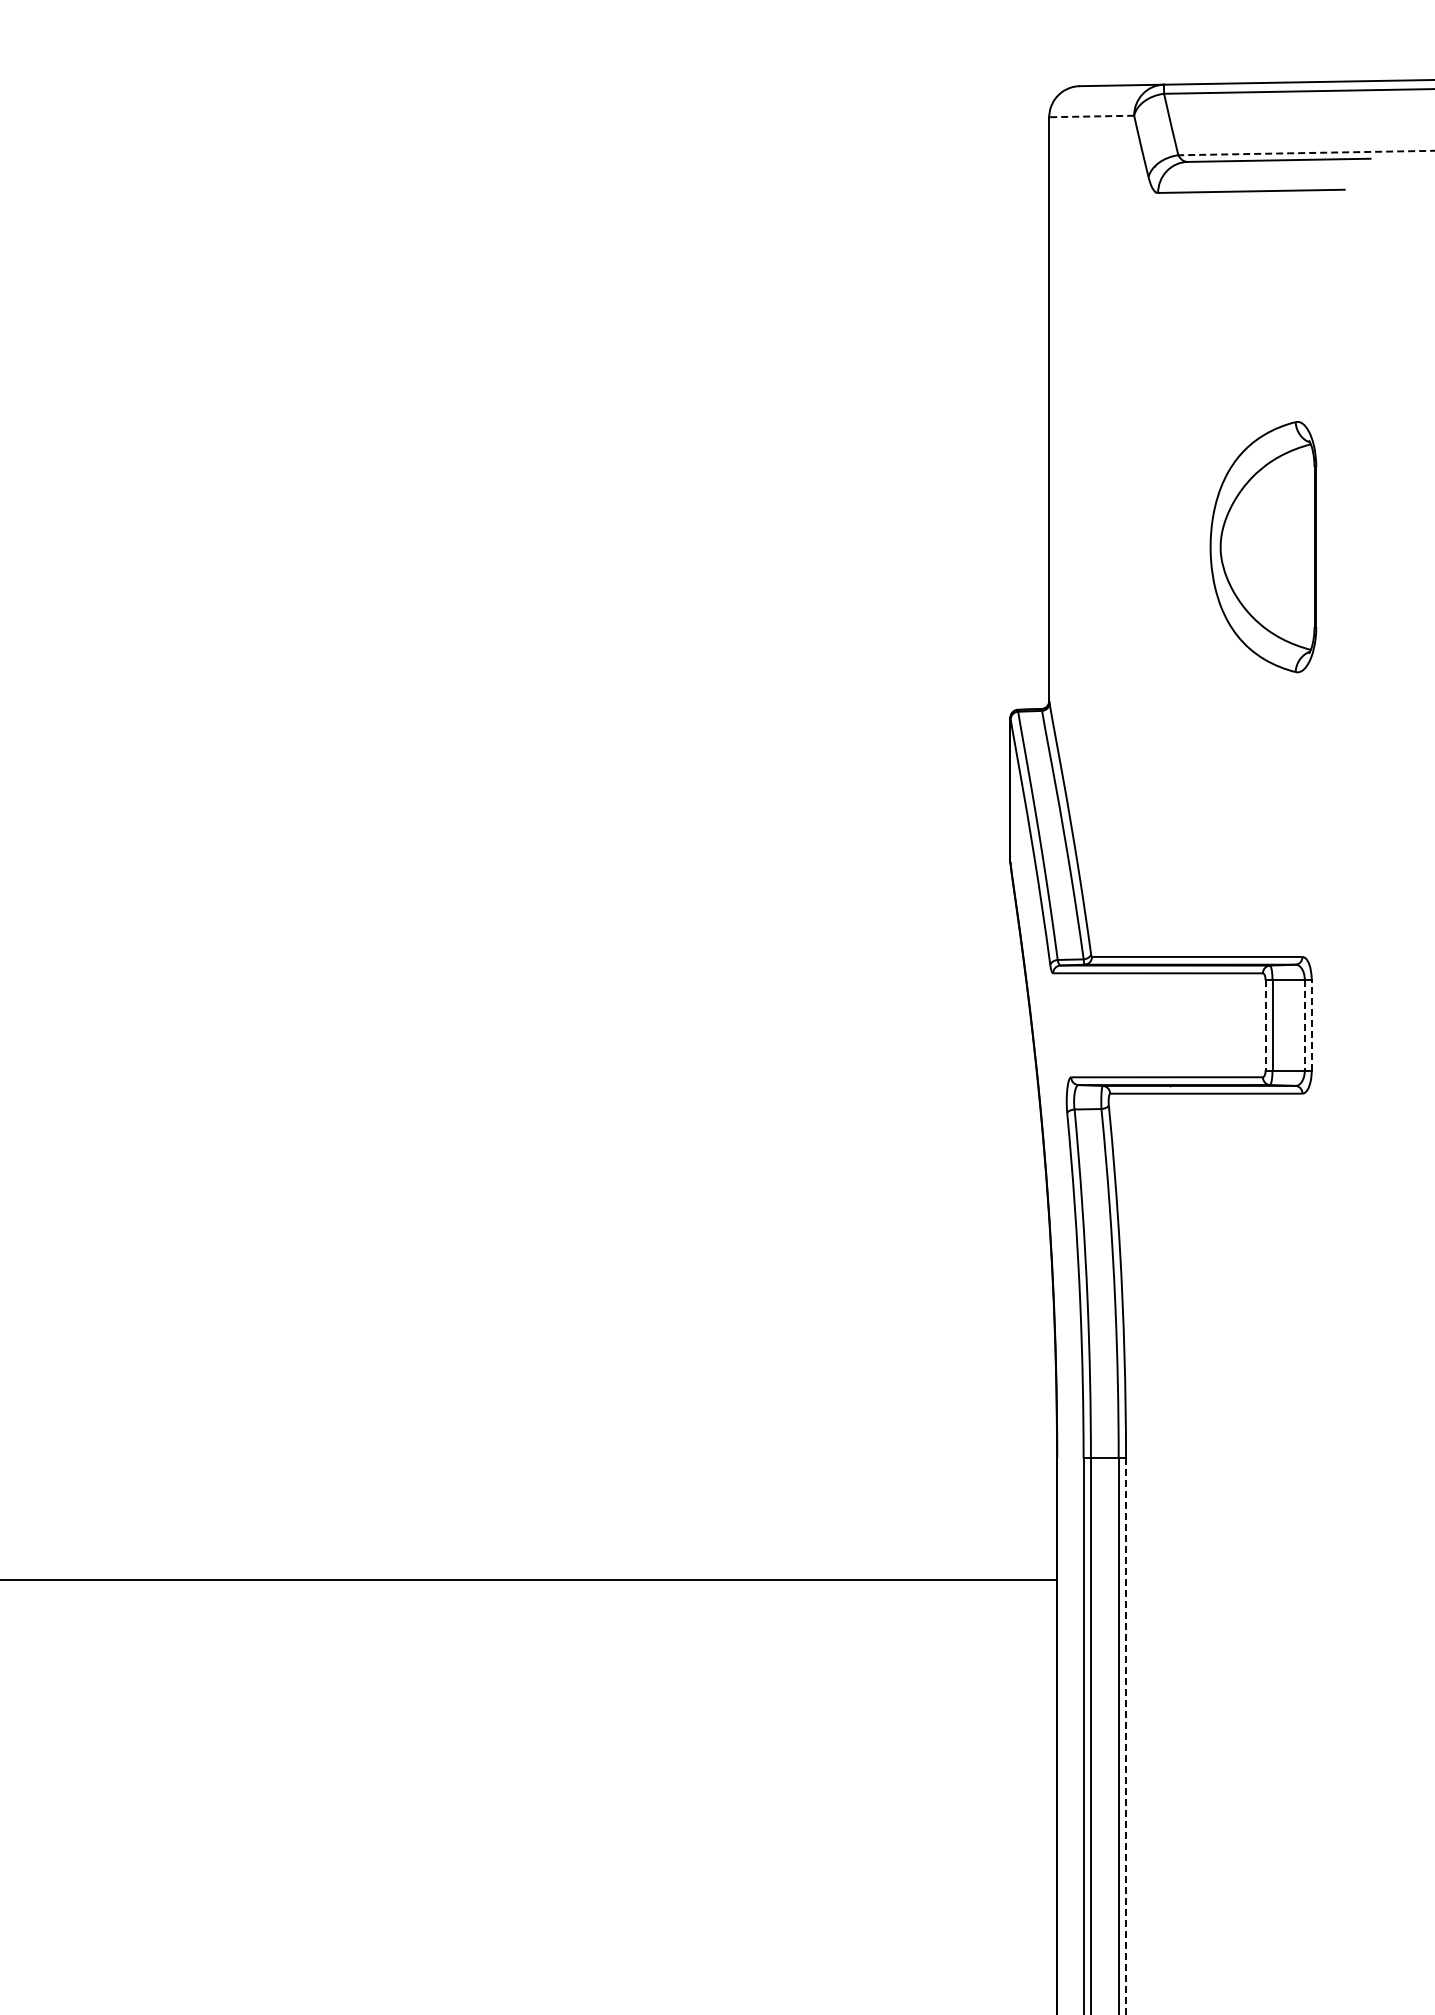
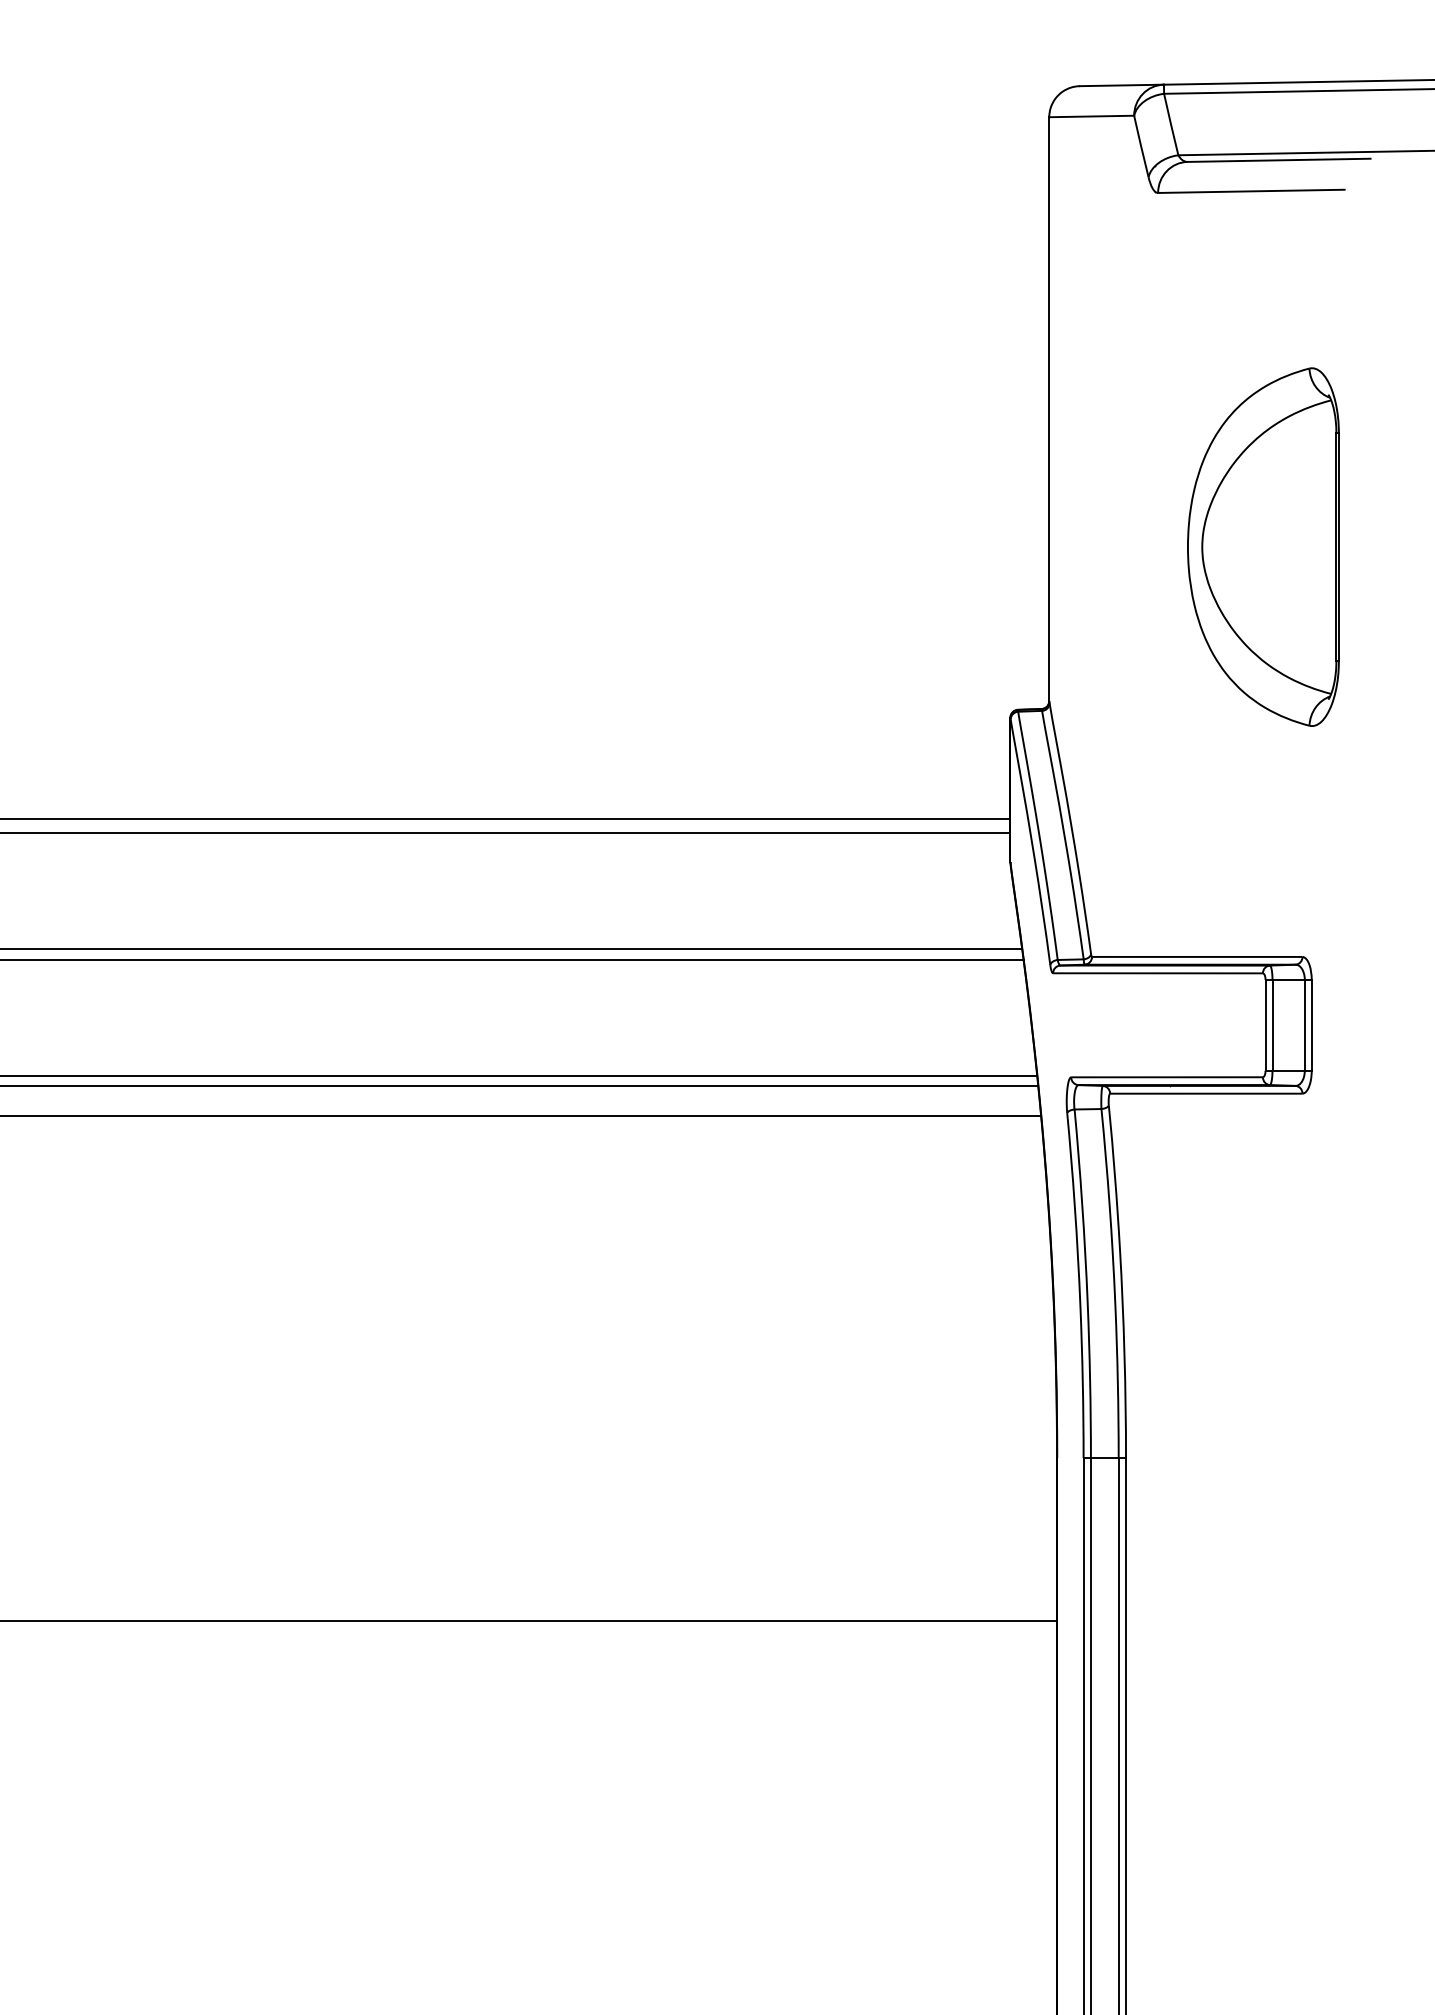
line: dashed -> solid (1091, 116)
line: dashed -> solid (1306, 153)
part size: 109x253 px -> 153x360 px (1263, 546)
line: none -> present (506, 818)
line: none -> present (506, 833)
line: none -> present (512, 949)
line: none -> present (512, 959)
line: dashed -> solid (1311, 1024)
line: dashed -> solid (1265, 1025)
line: dashed -> solid (1304, 1025)
line: none -> present (519, 1075)
line: none -> present (520, 1086)
line: none -> present (521, 1115)
line position: (529, 1580) -> (529, 1621) (529, 1621)
line: dashed -> solid (1126, 1735)
